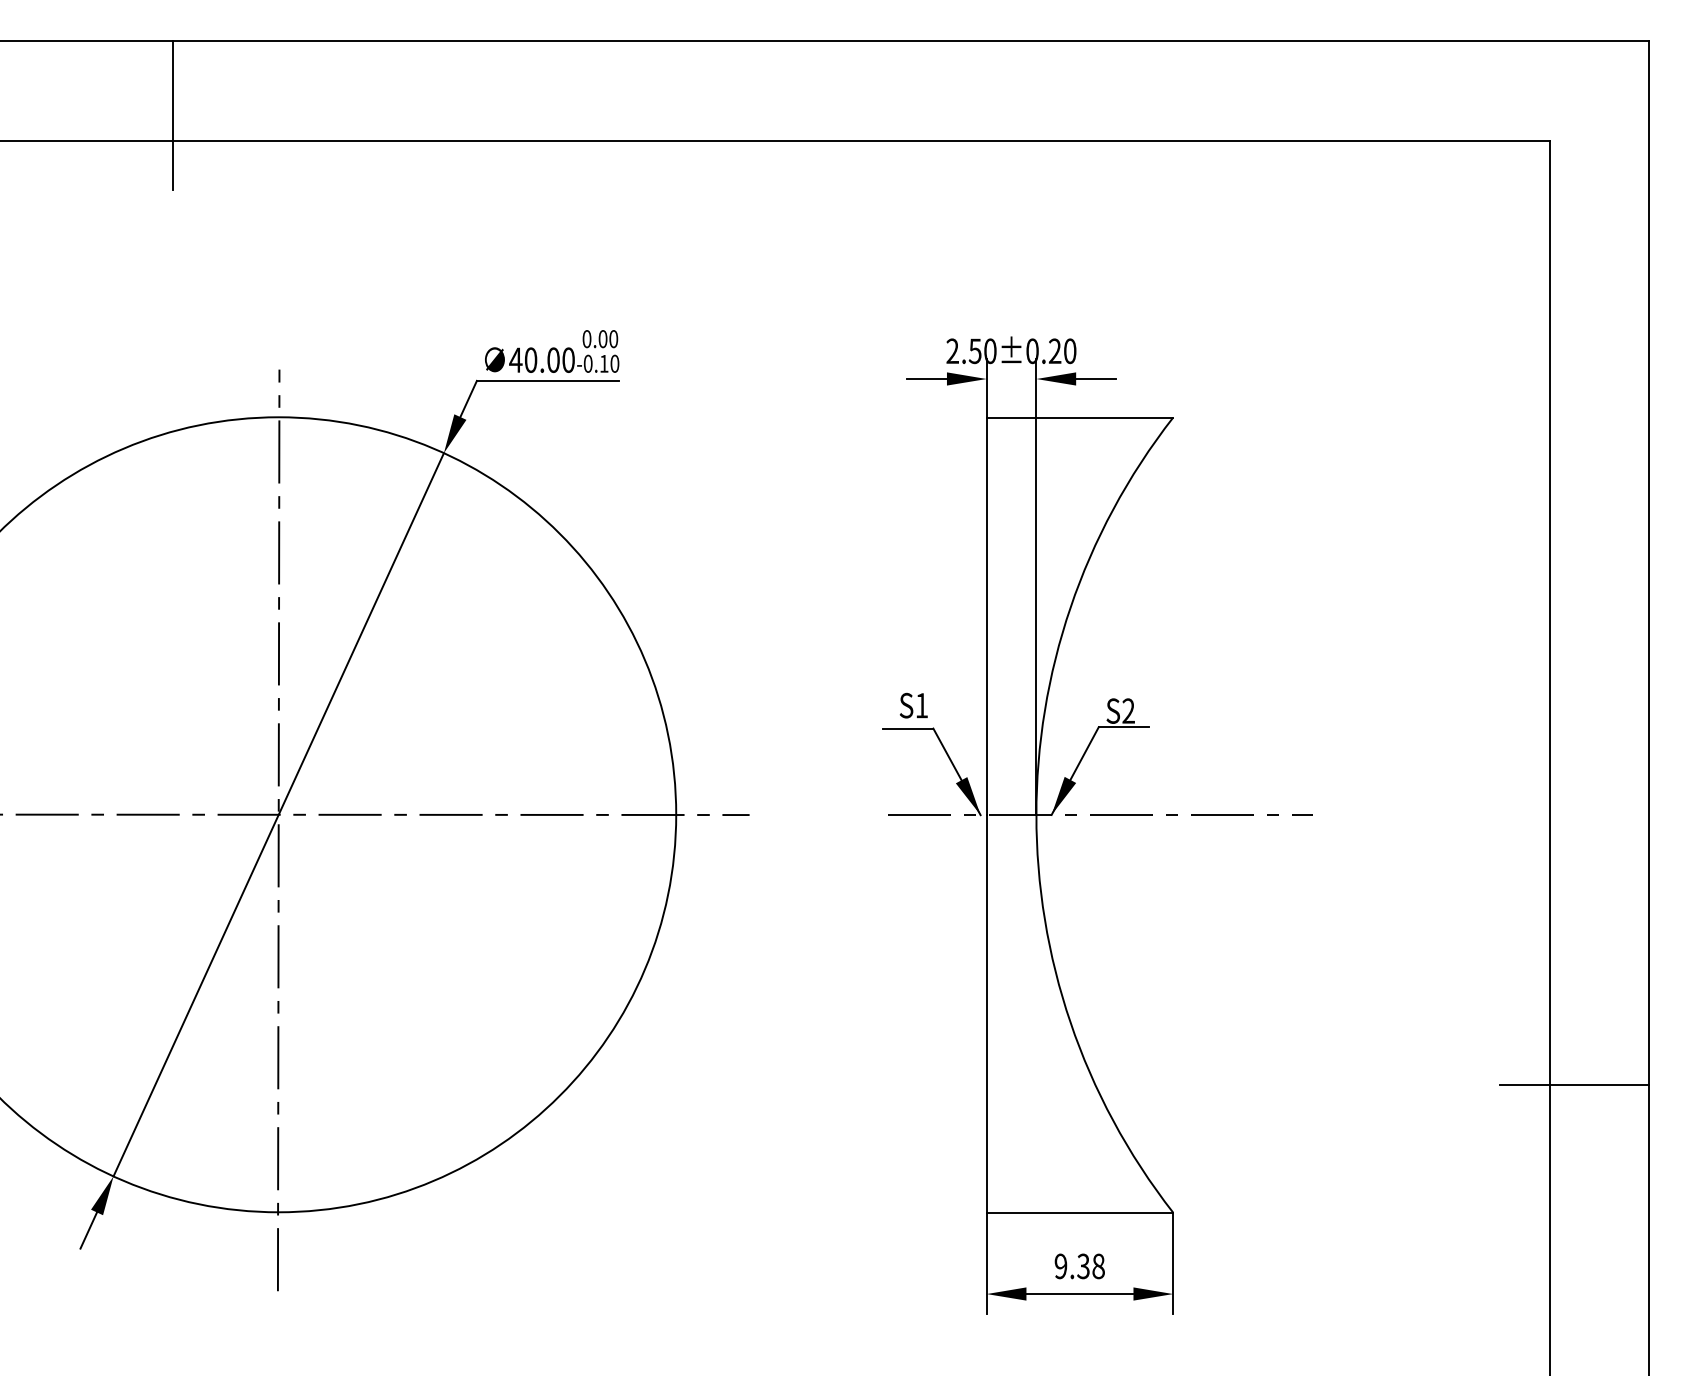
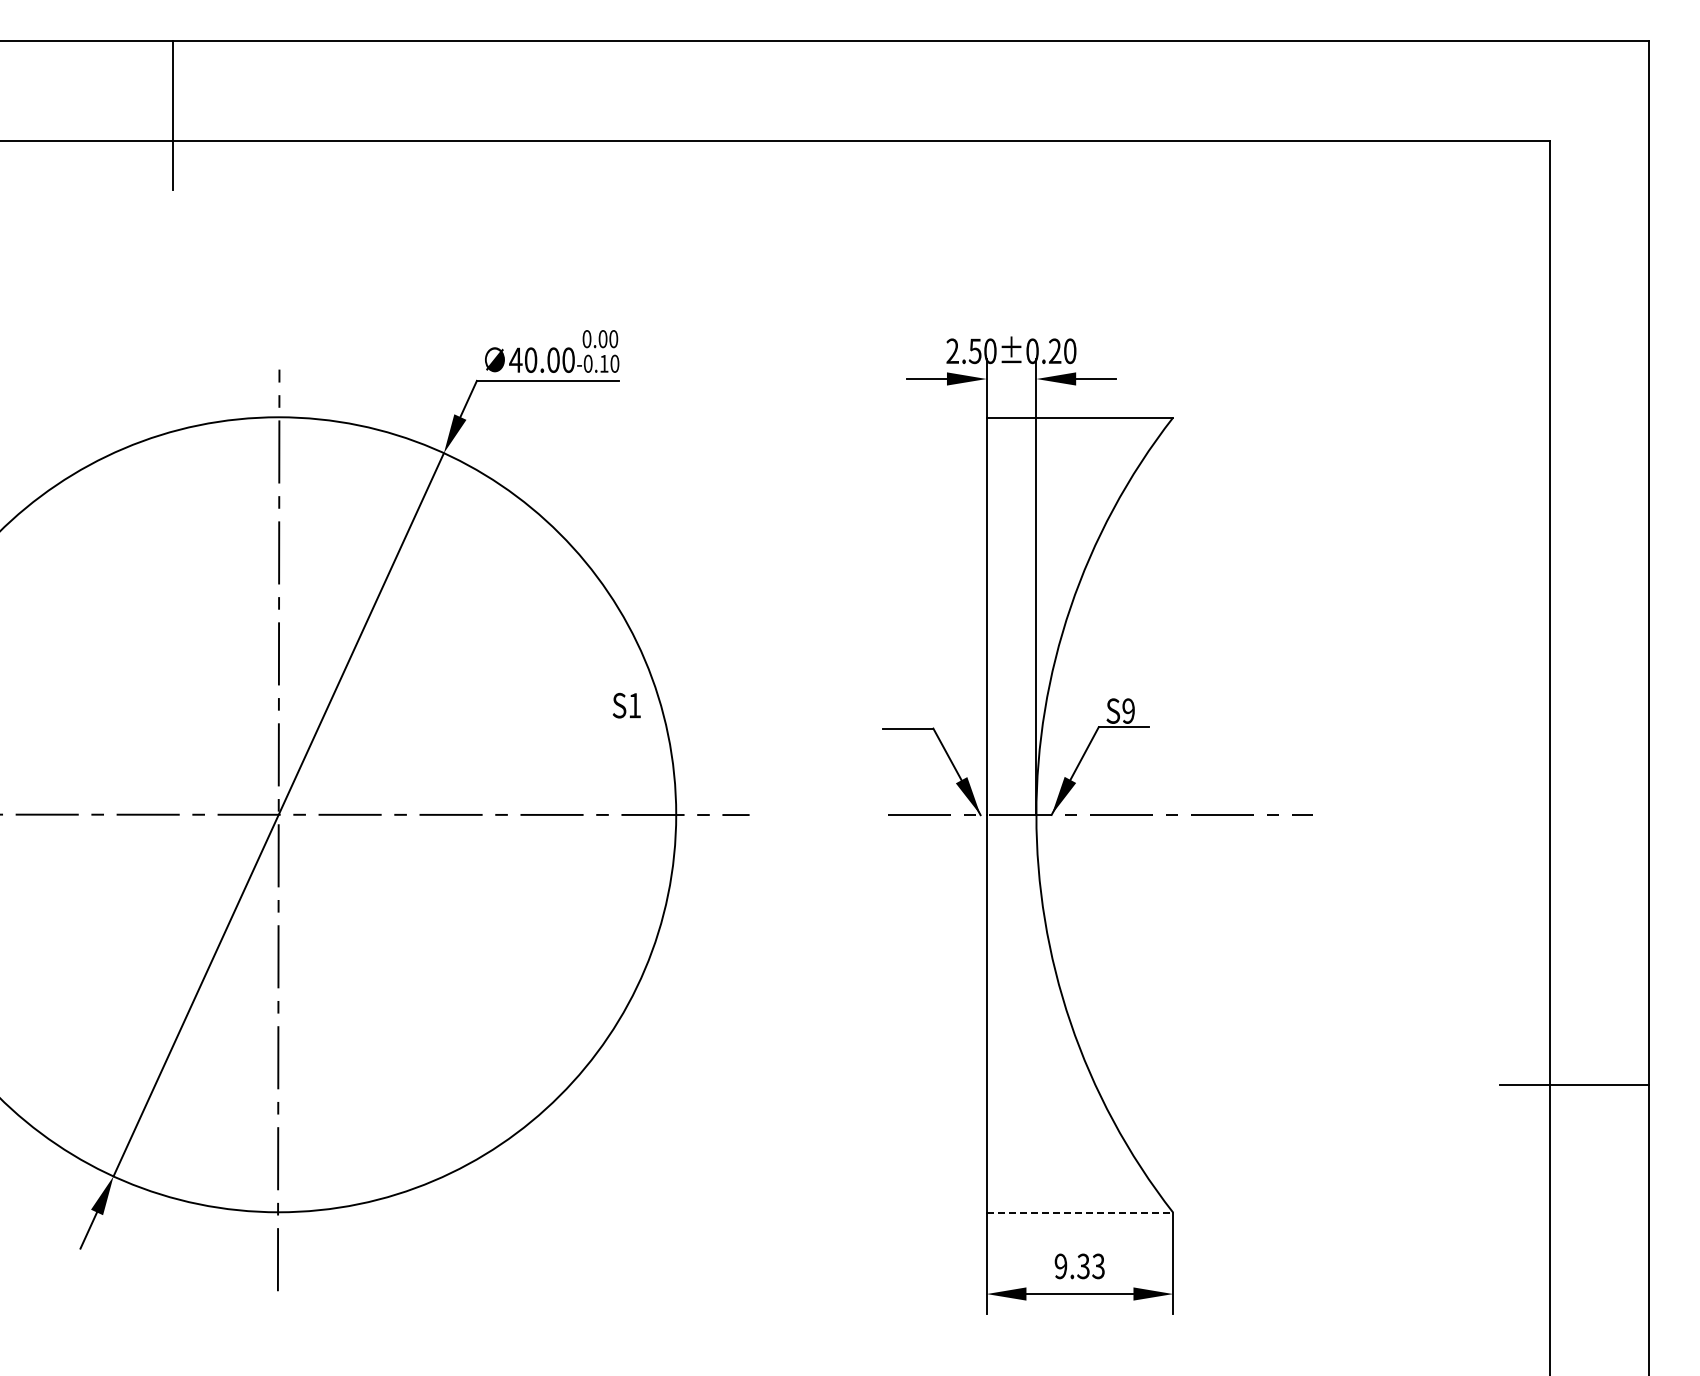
text position: (913, 705) -> (626, 705) (626, 705)
text: S2 -> S9 (1128, 711)
line: solid -> dashed (1080, 1212)
text: 9.38 -> 9.33 (1098, 1265)
